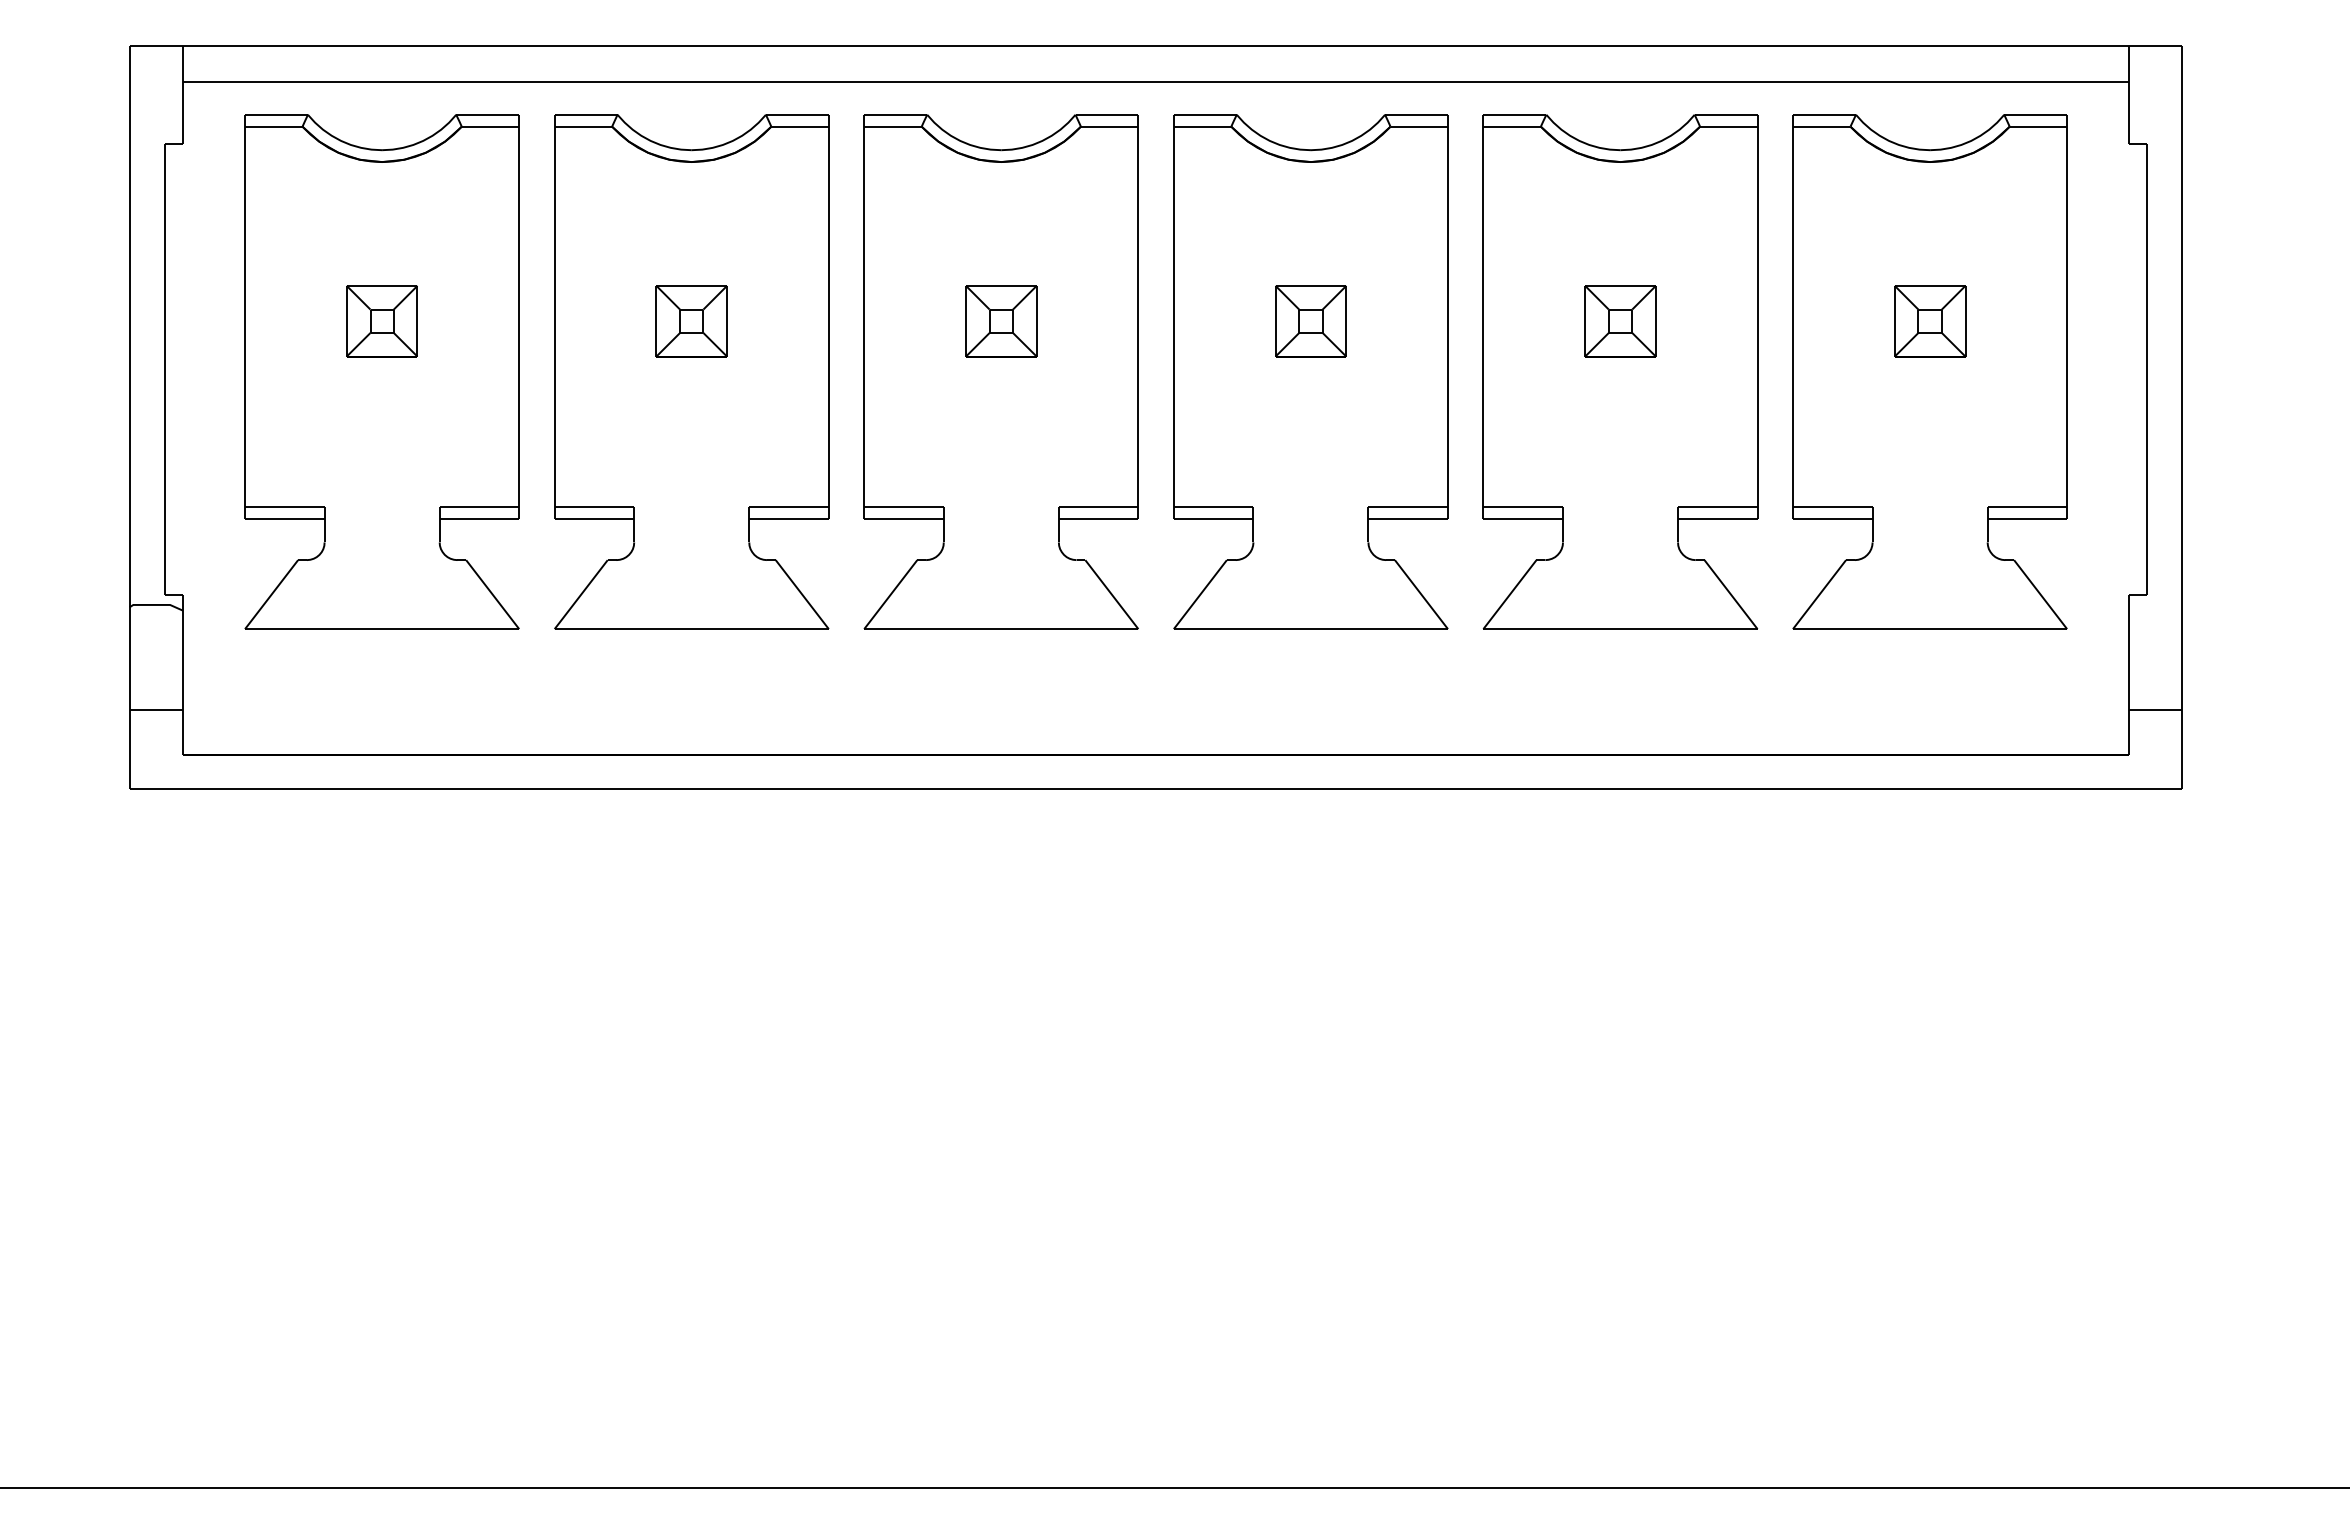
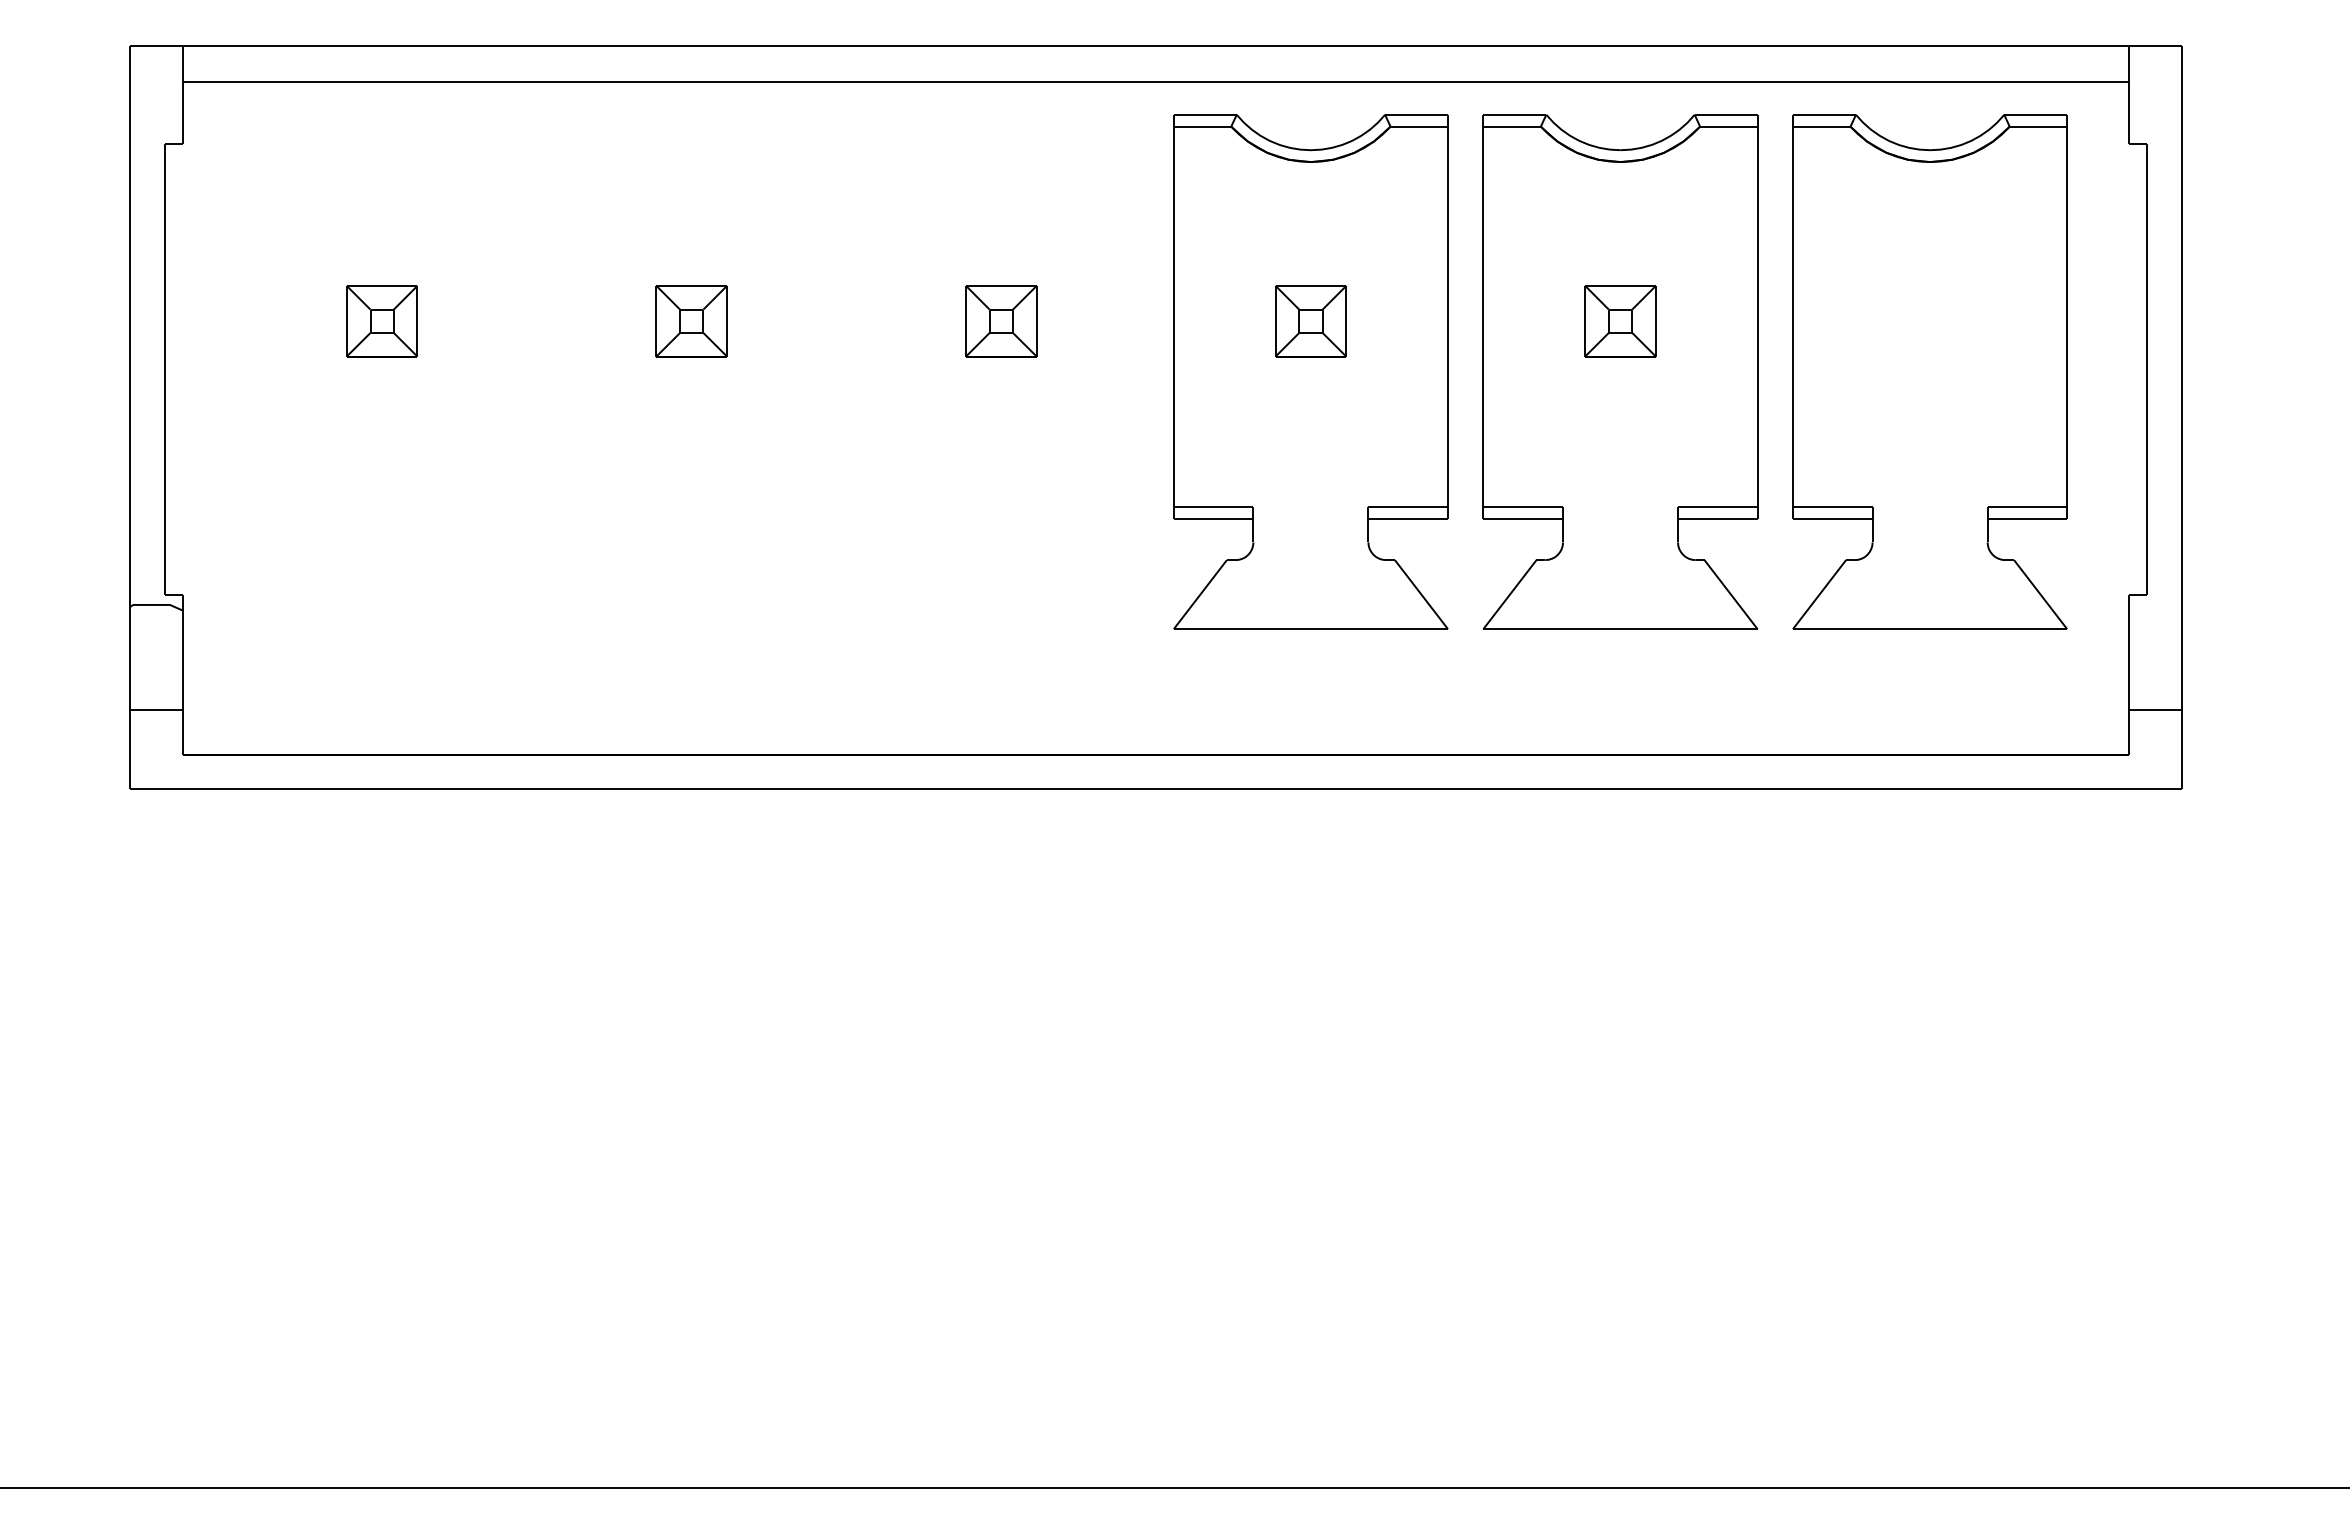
part: present -> none (1930, 321)
part: present -> none (381, 371)
part: present -> none (691, 371)
part: present -> none (1000, 371)
